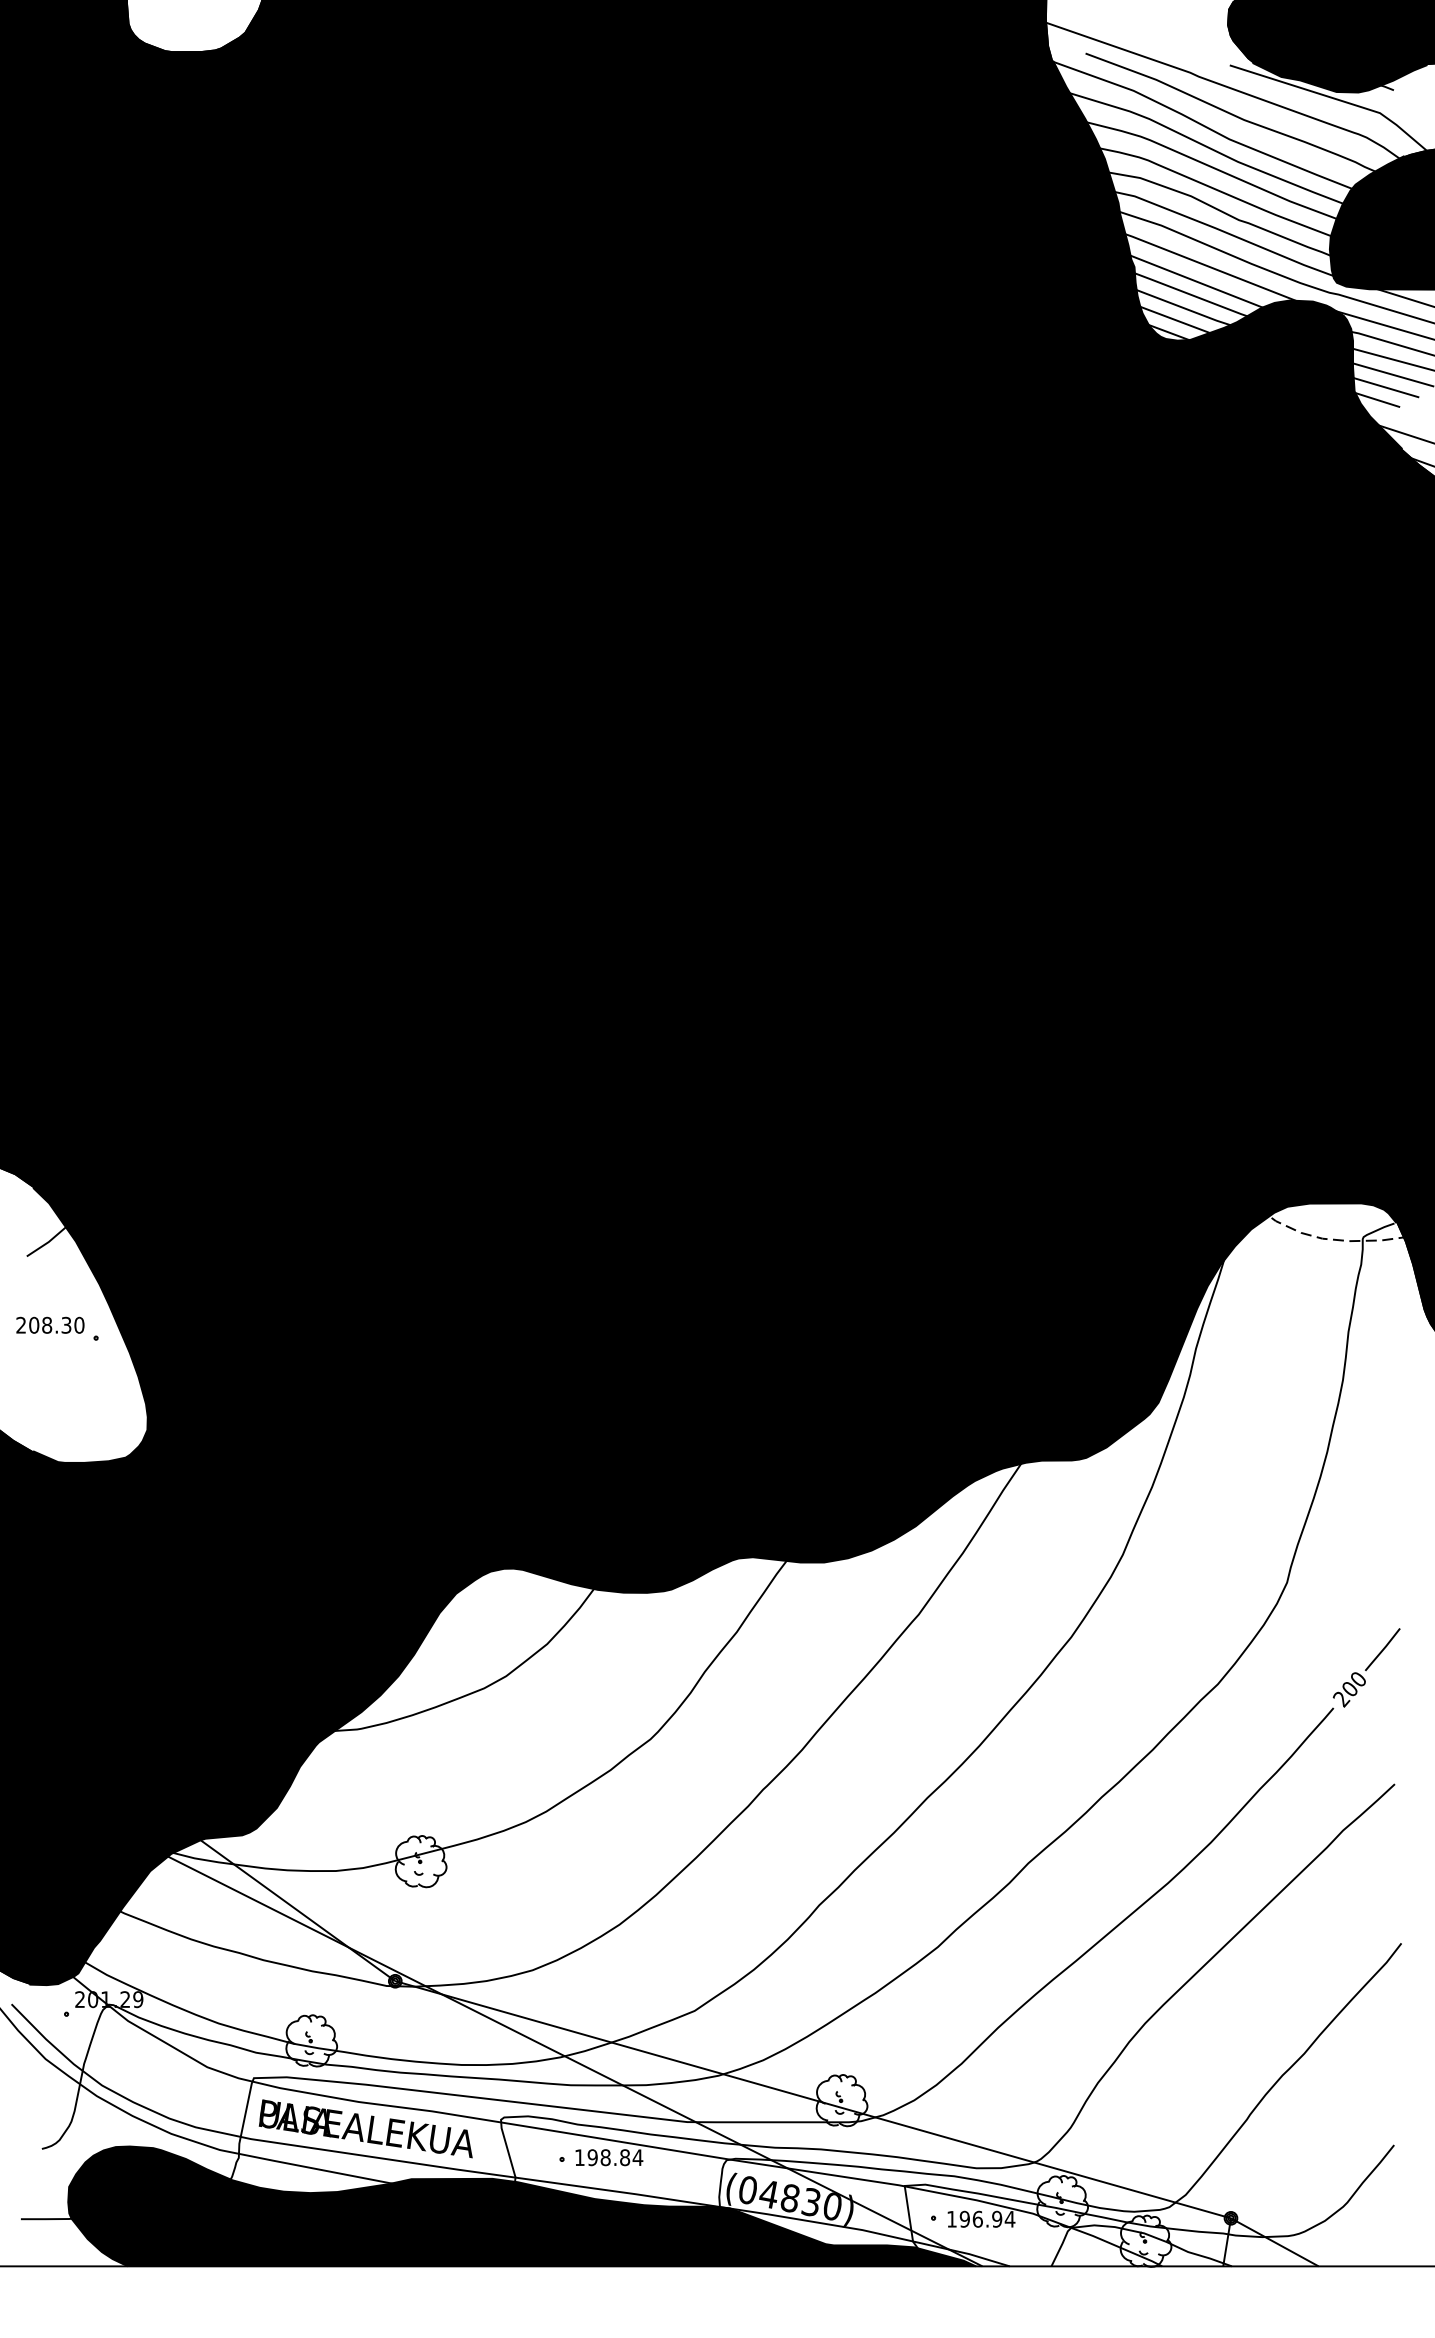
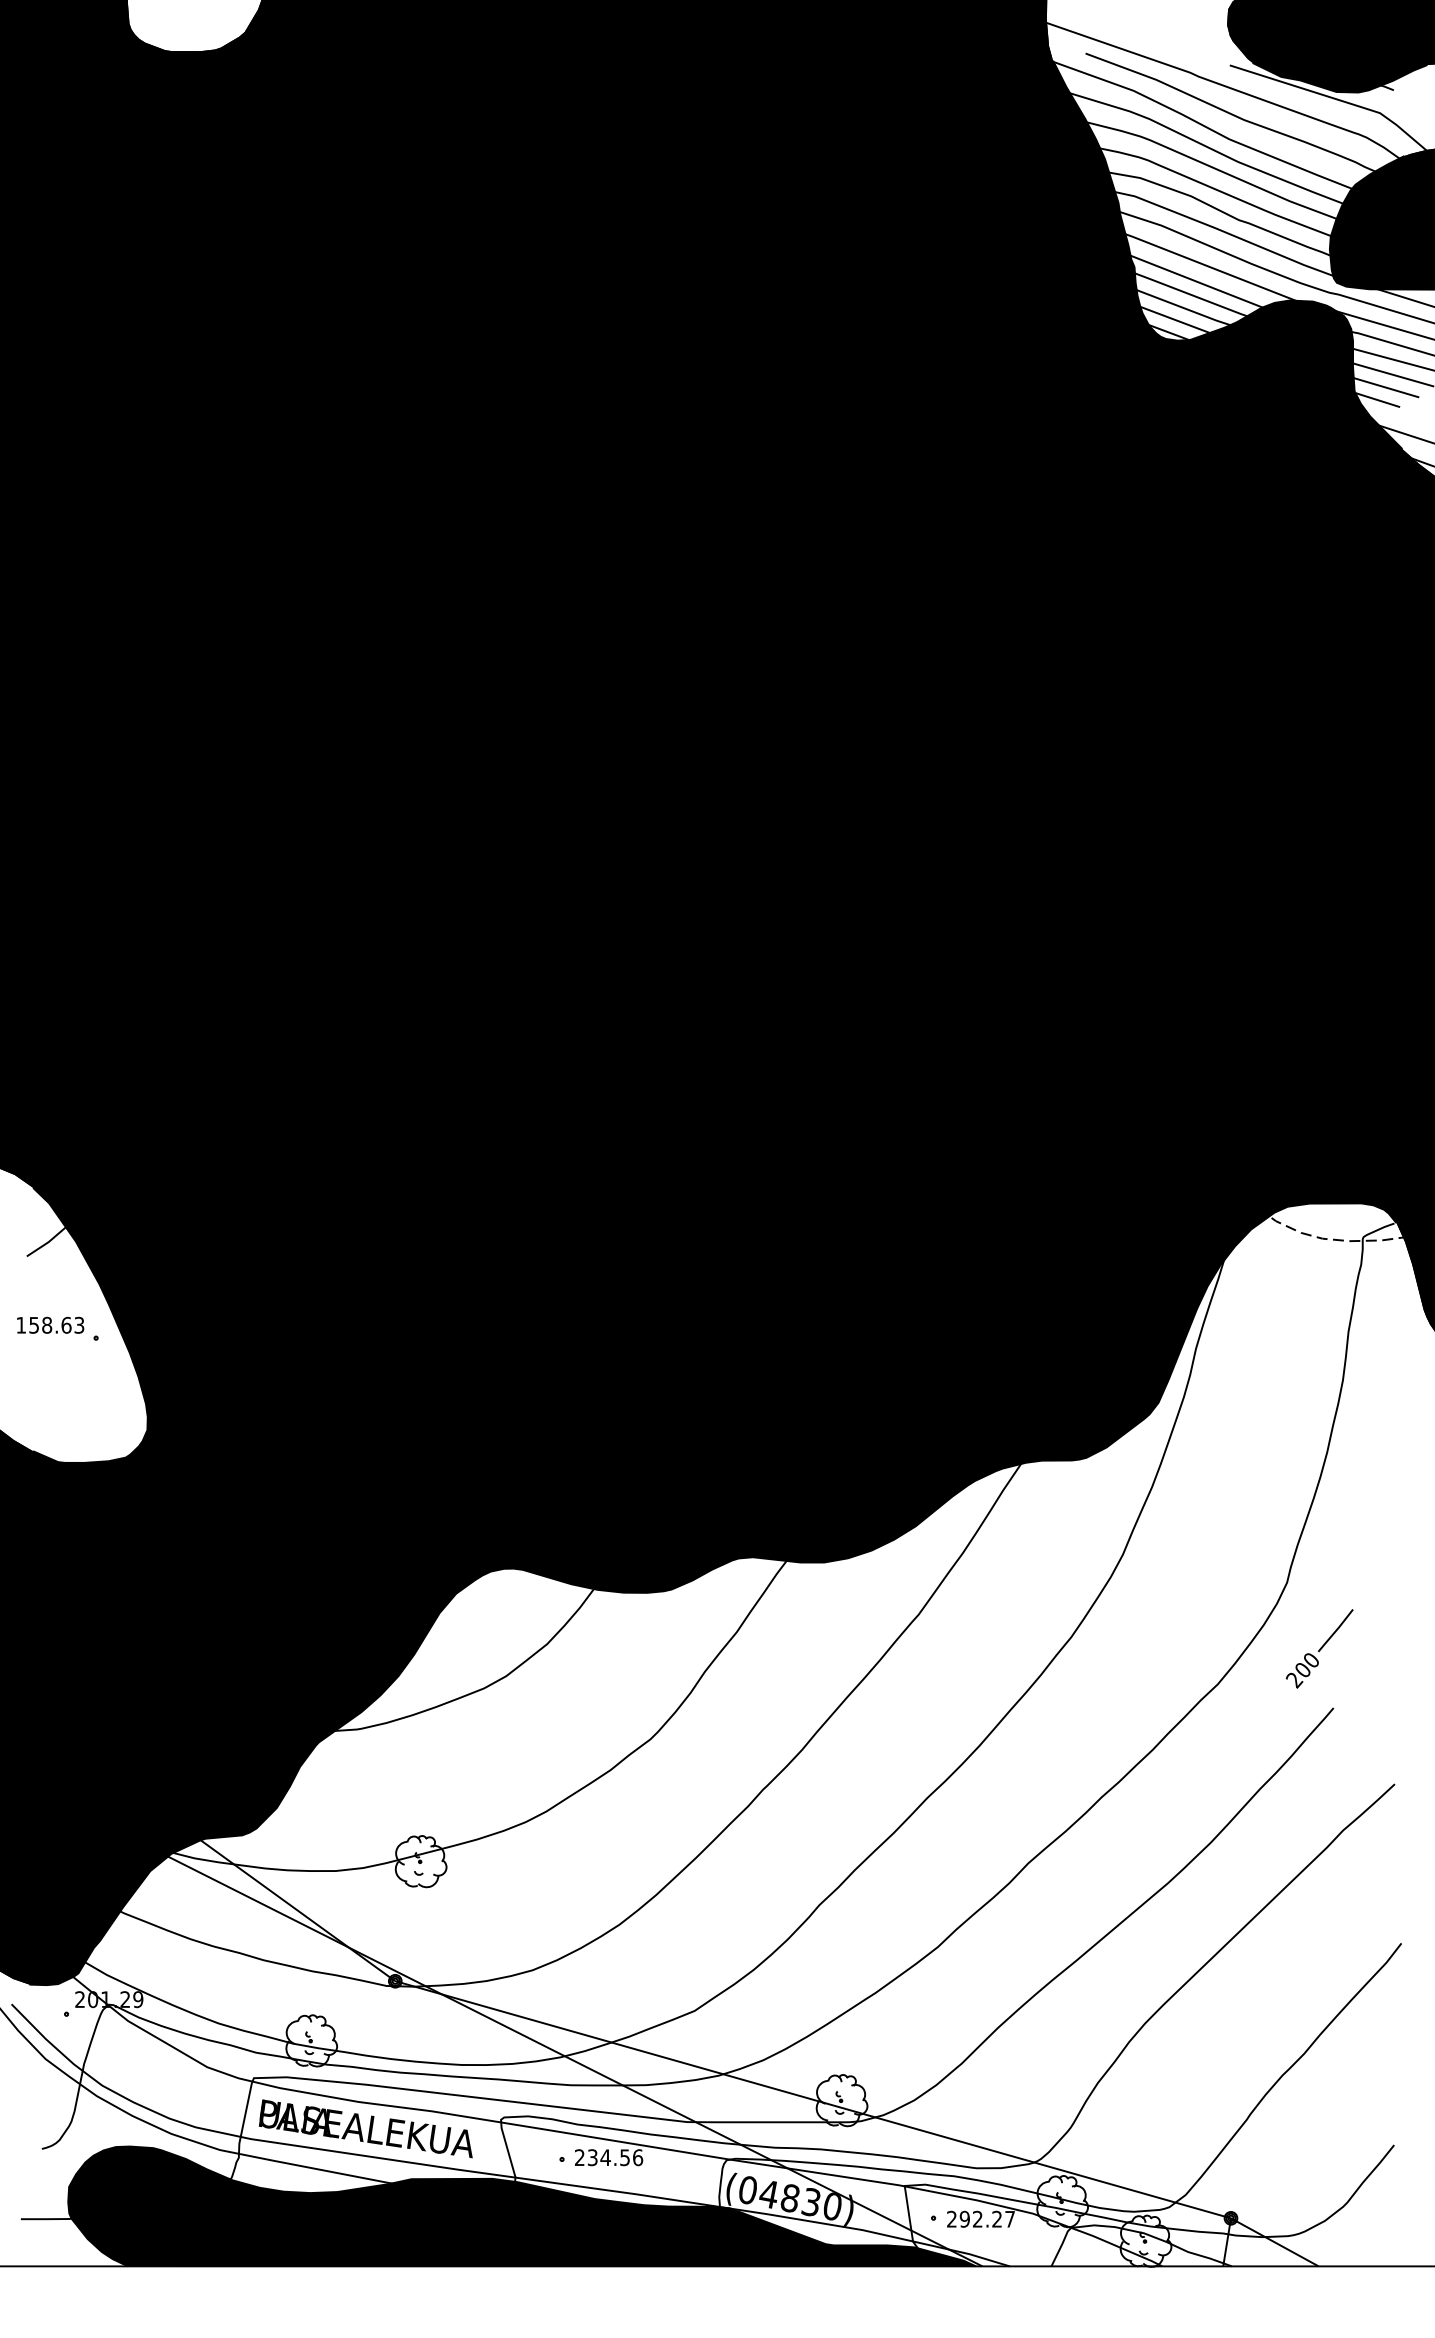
text: 208.30 -> 158.63 (50, 1324)
part position: (1366, 1667) -> (1319, 1648) (1319, 1648)
text: 198.84 -> 234.56 (609, 2157)
text: 196.94 -> 292.27 (981, 2218)
